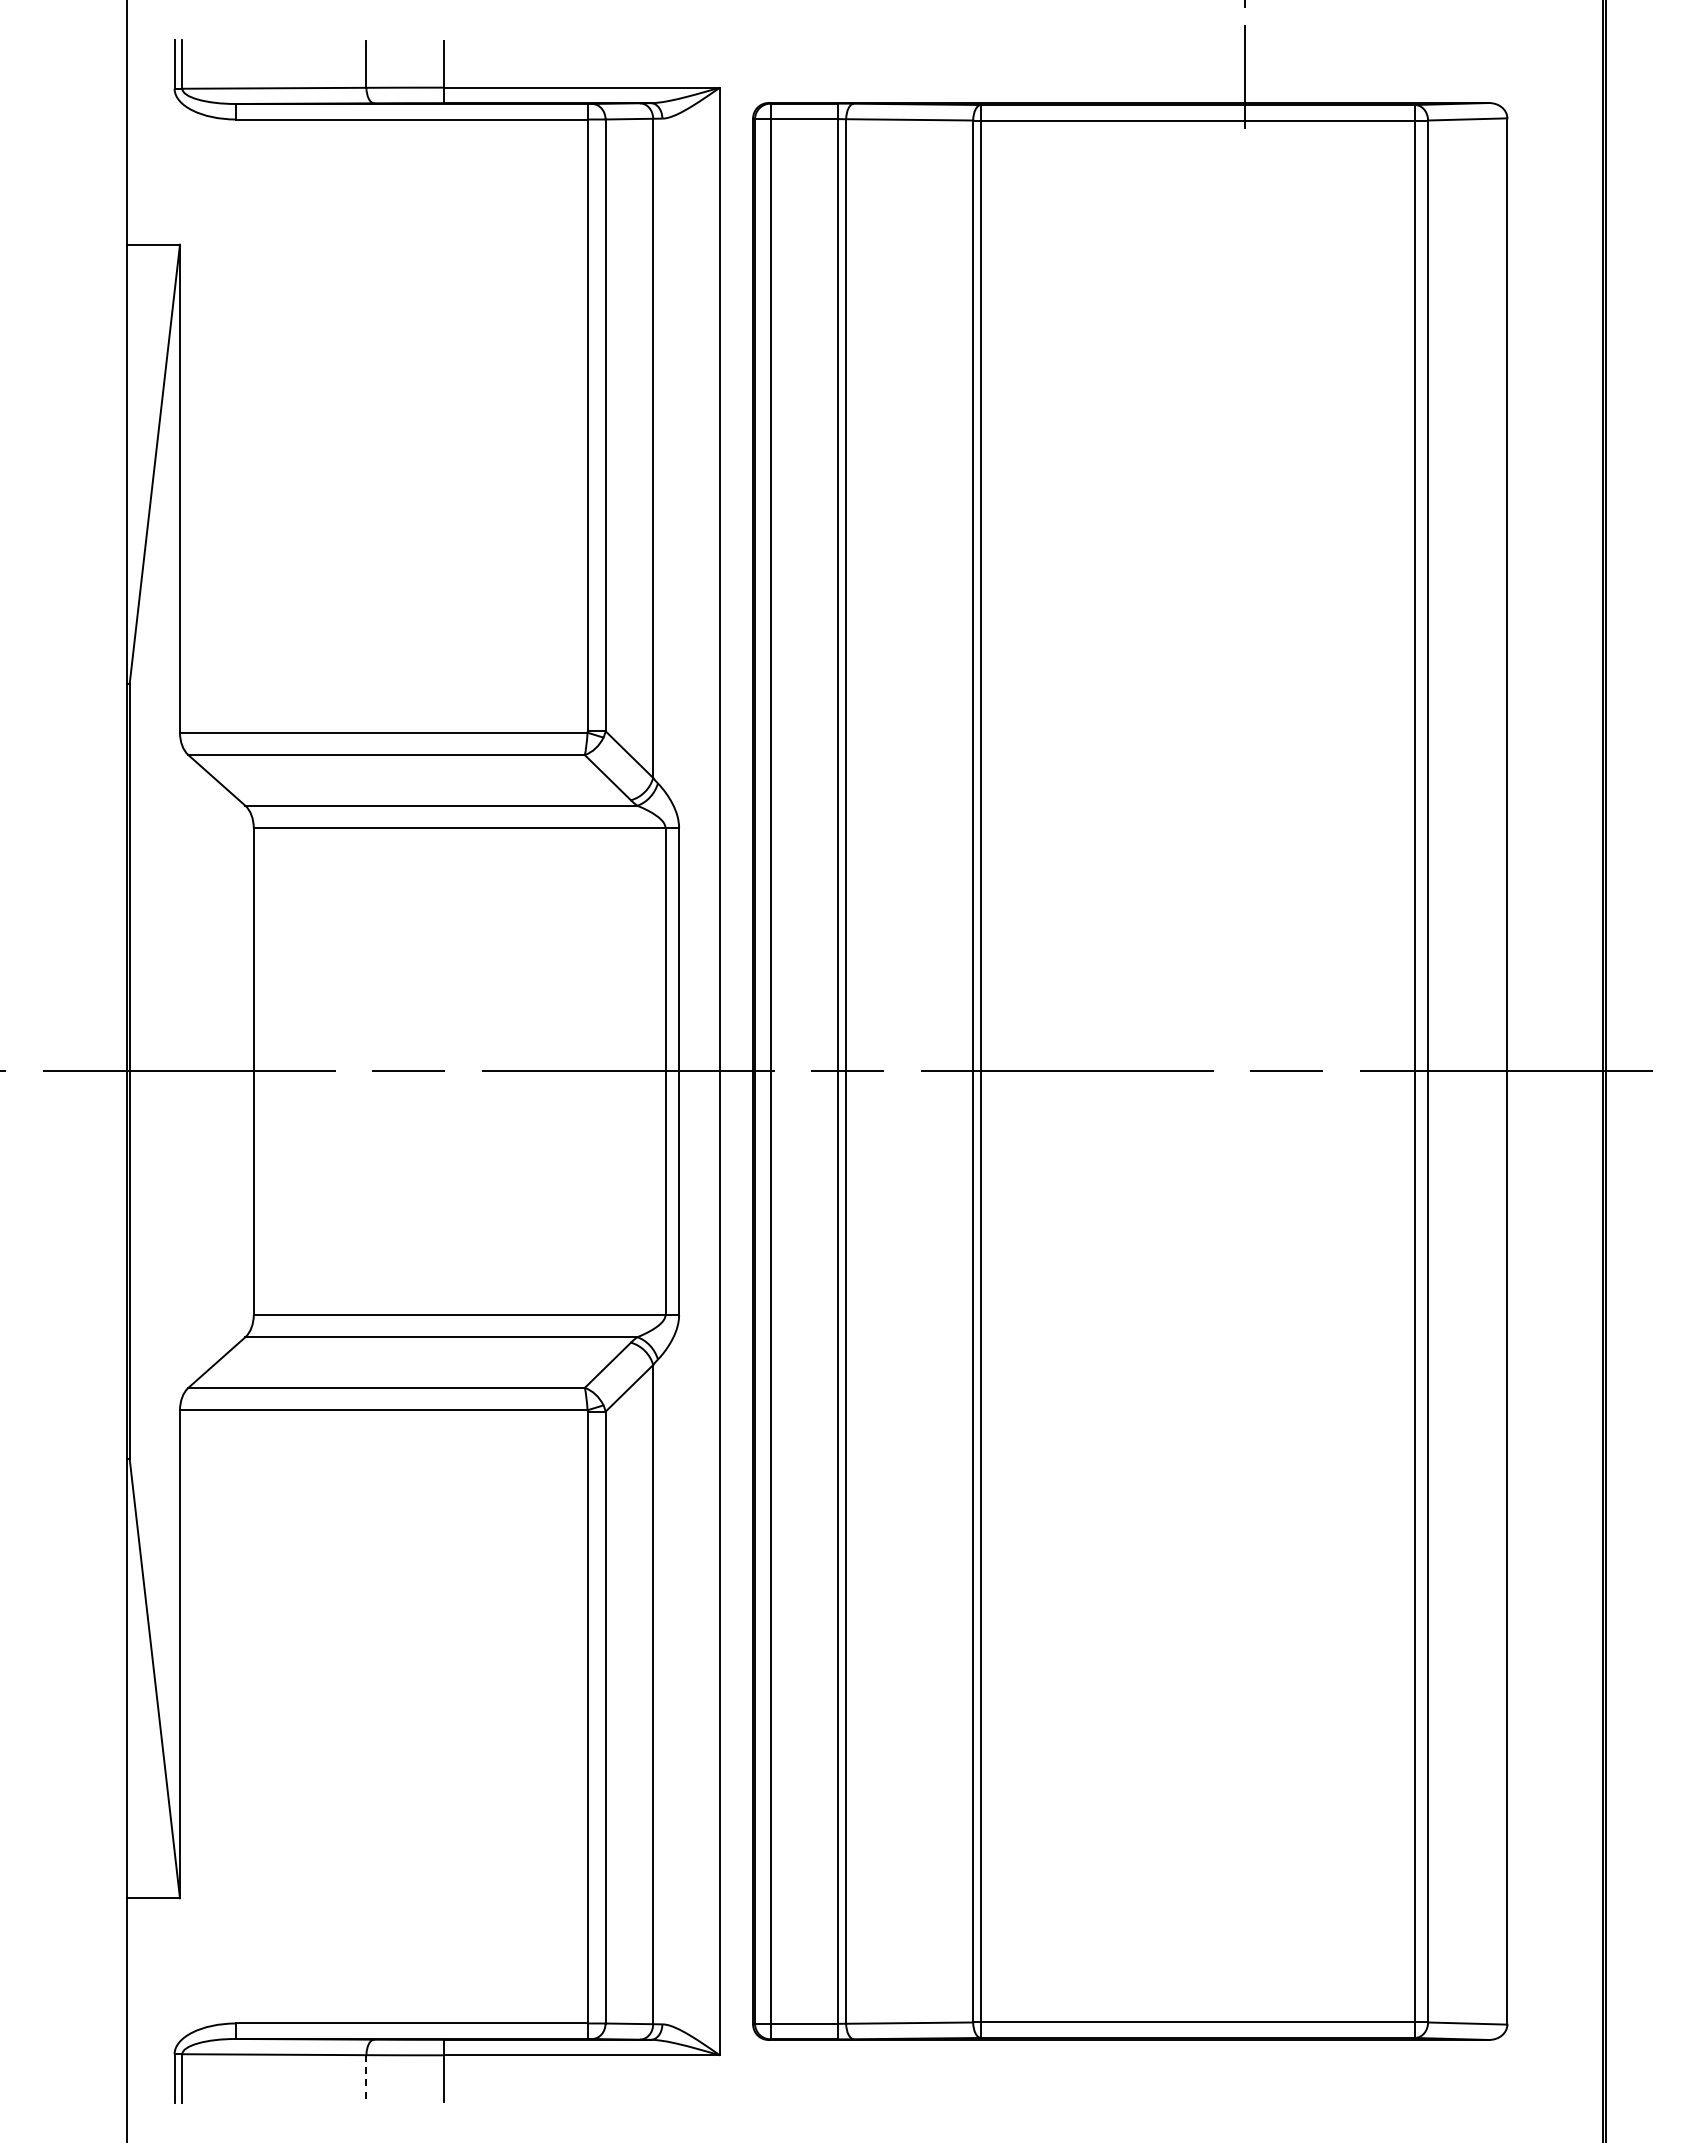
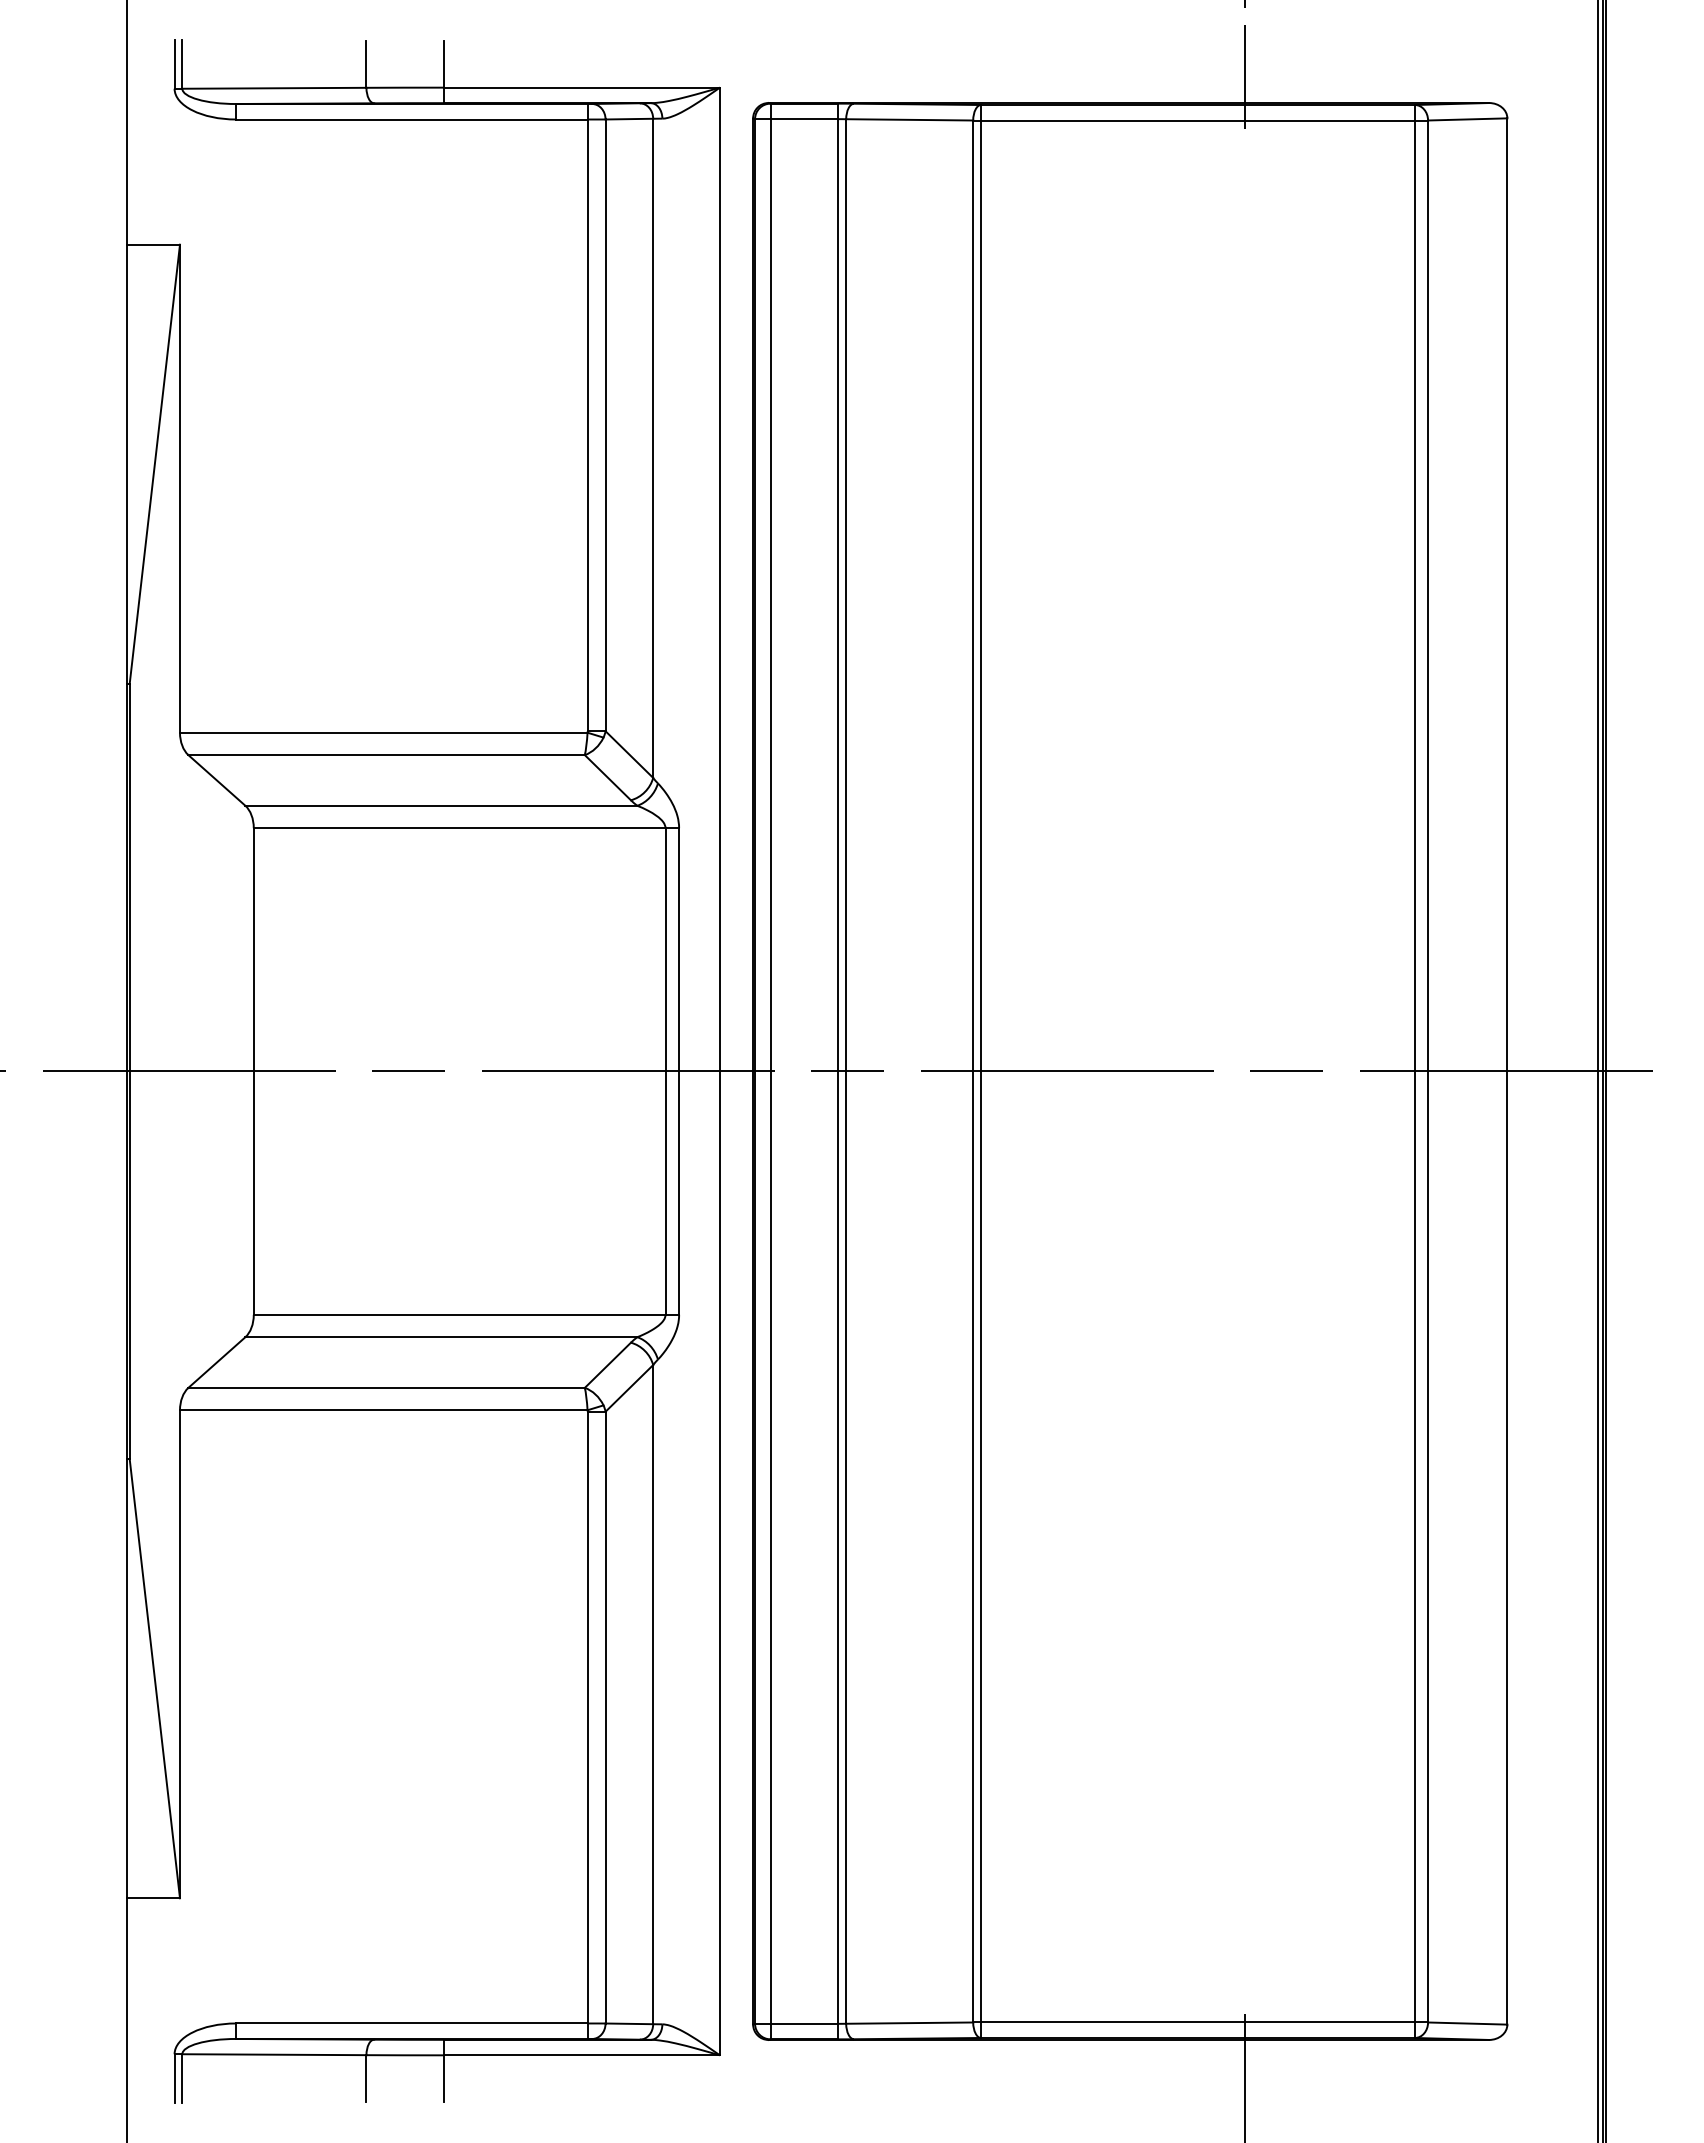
line: none -> present (1597, 1070)
line: none -> present (1245, 2076)
line: dashed -> solid (366, 2078)
